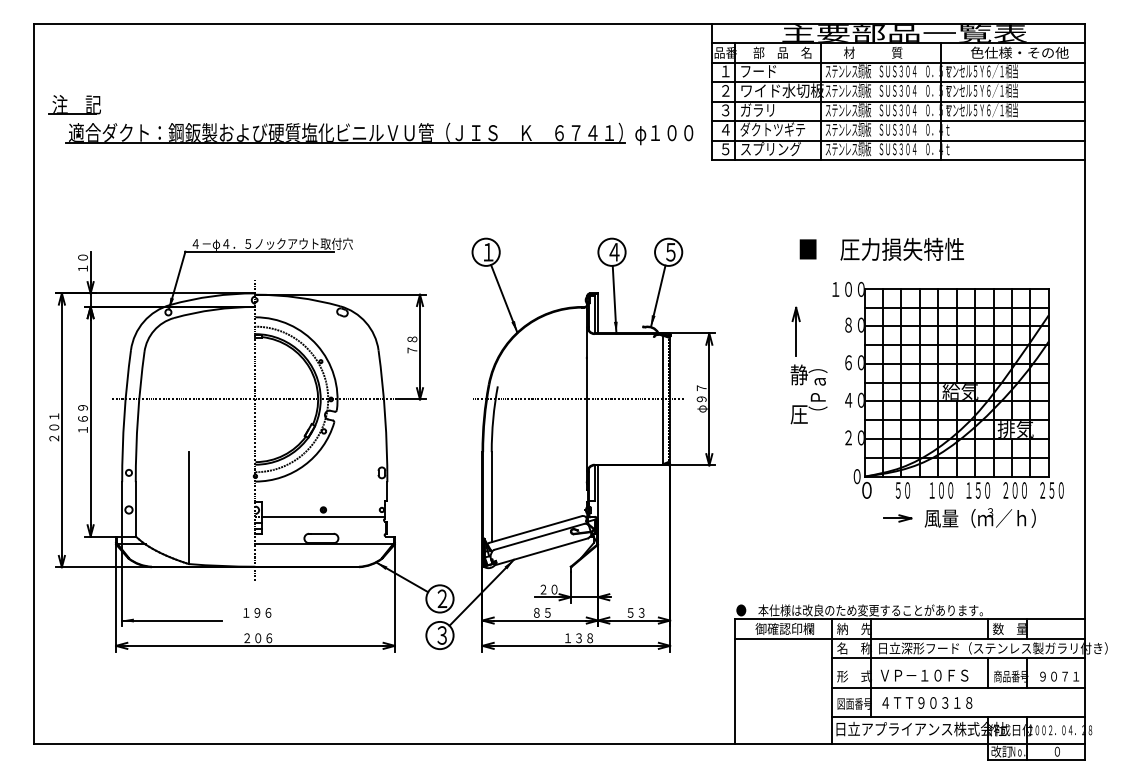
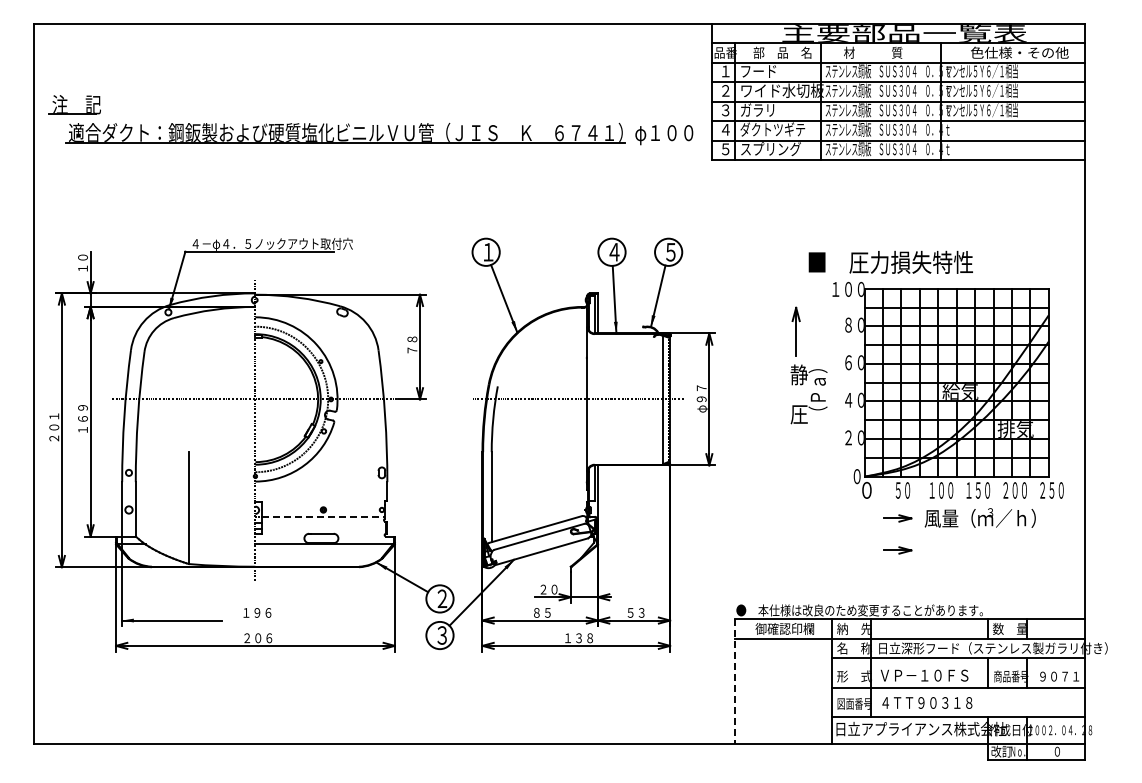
text position: (881, 248) -> (890, 261) (890, 261)
line: solid -> dashed (323, 517)
part: none -> present (897, 550)
line: solid -> dashed (734, 682)
